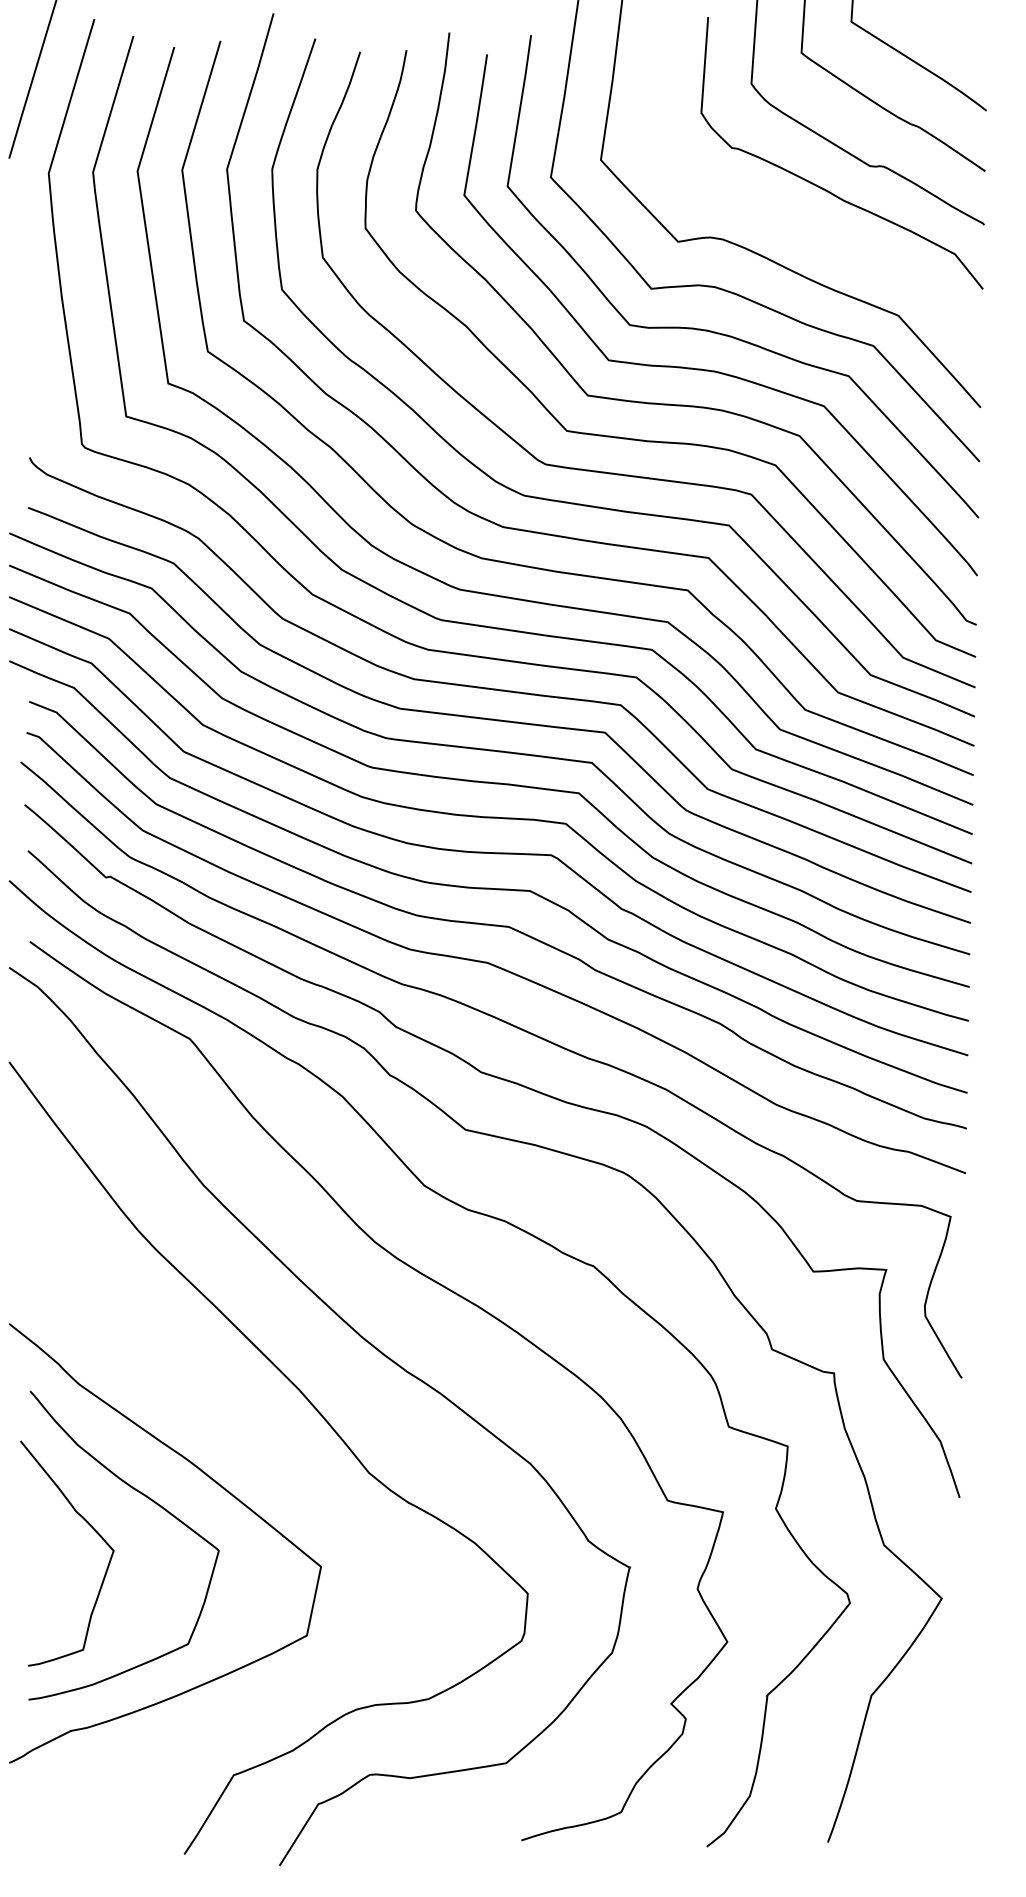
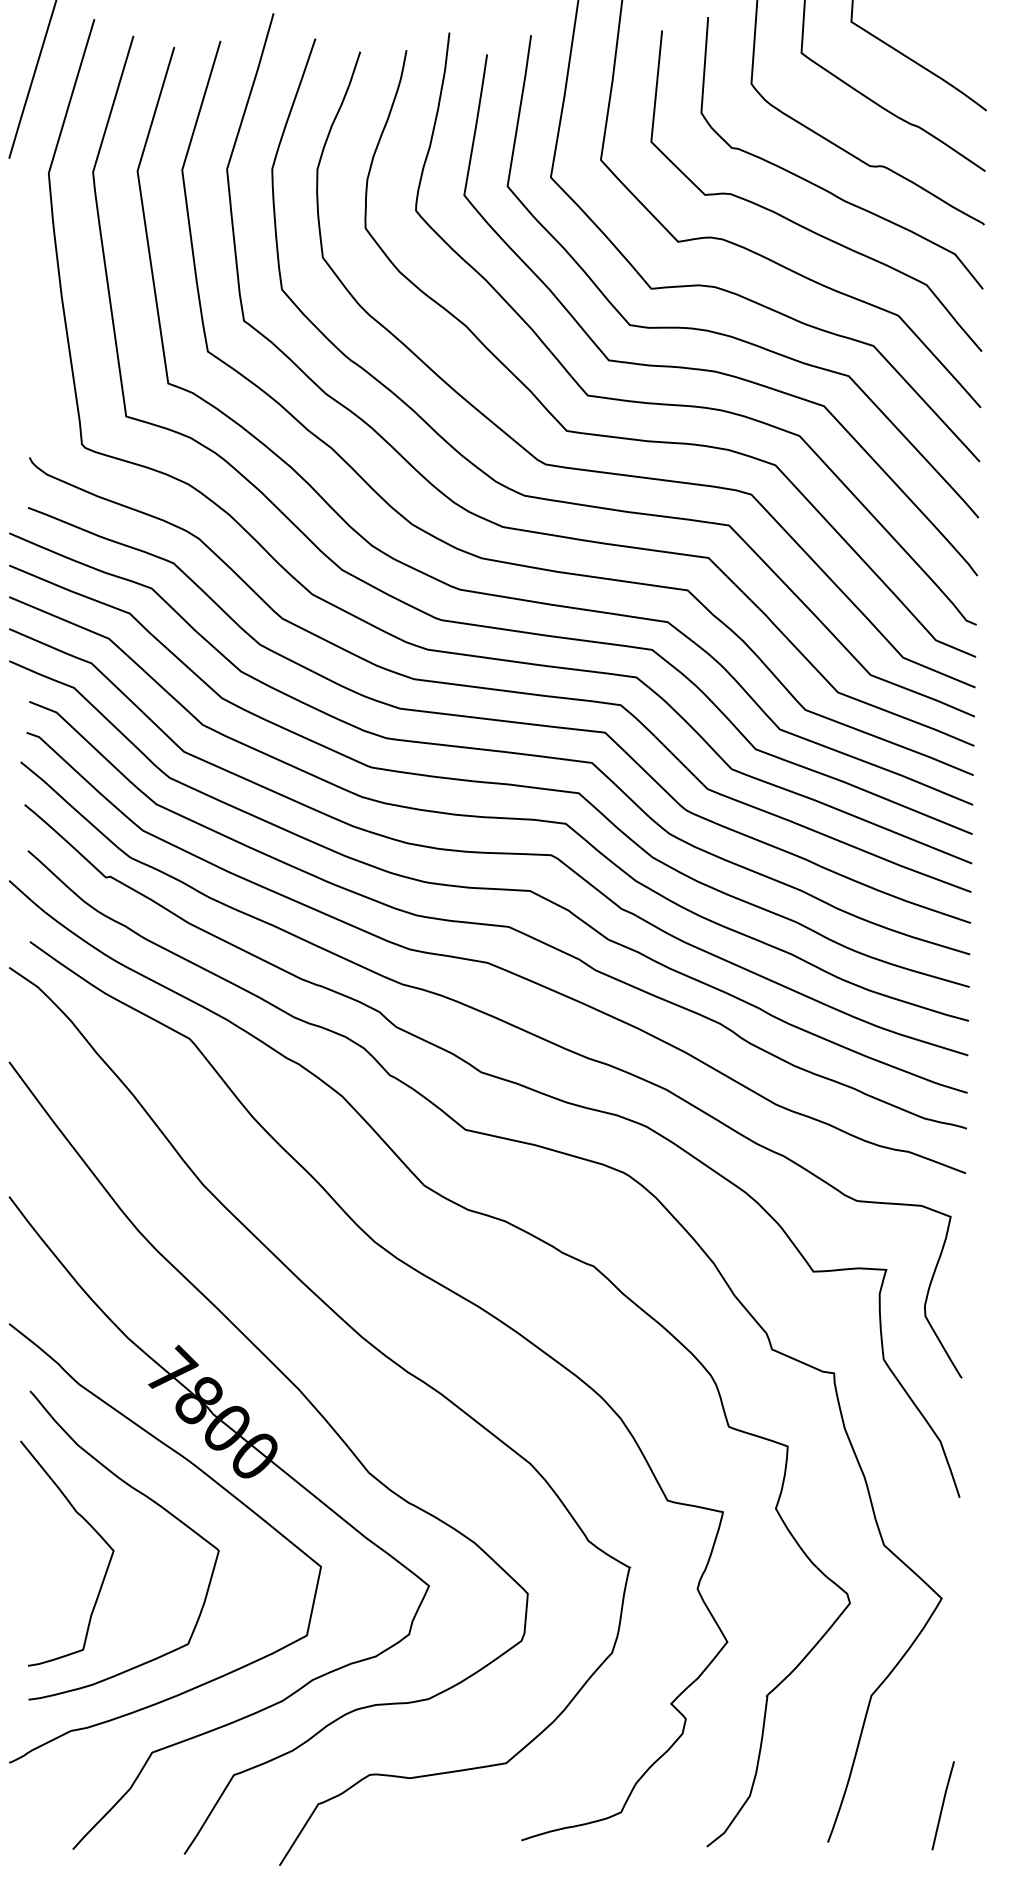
curve: none -> present (800, 224)
part: none -> present (240, 1477)
line: none -> present (942, 1805)
